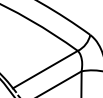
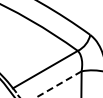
line: solid -> dashed (58, 84)
